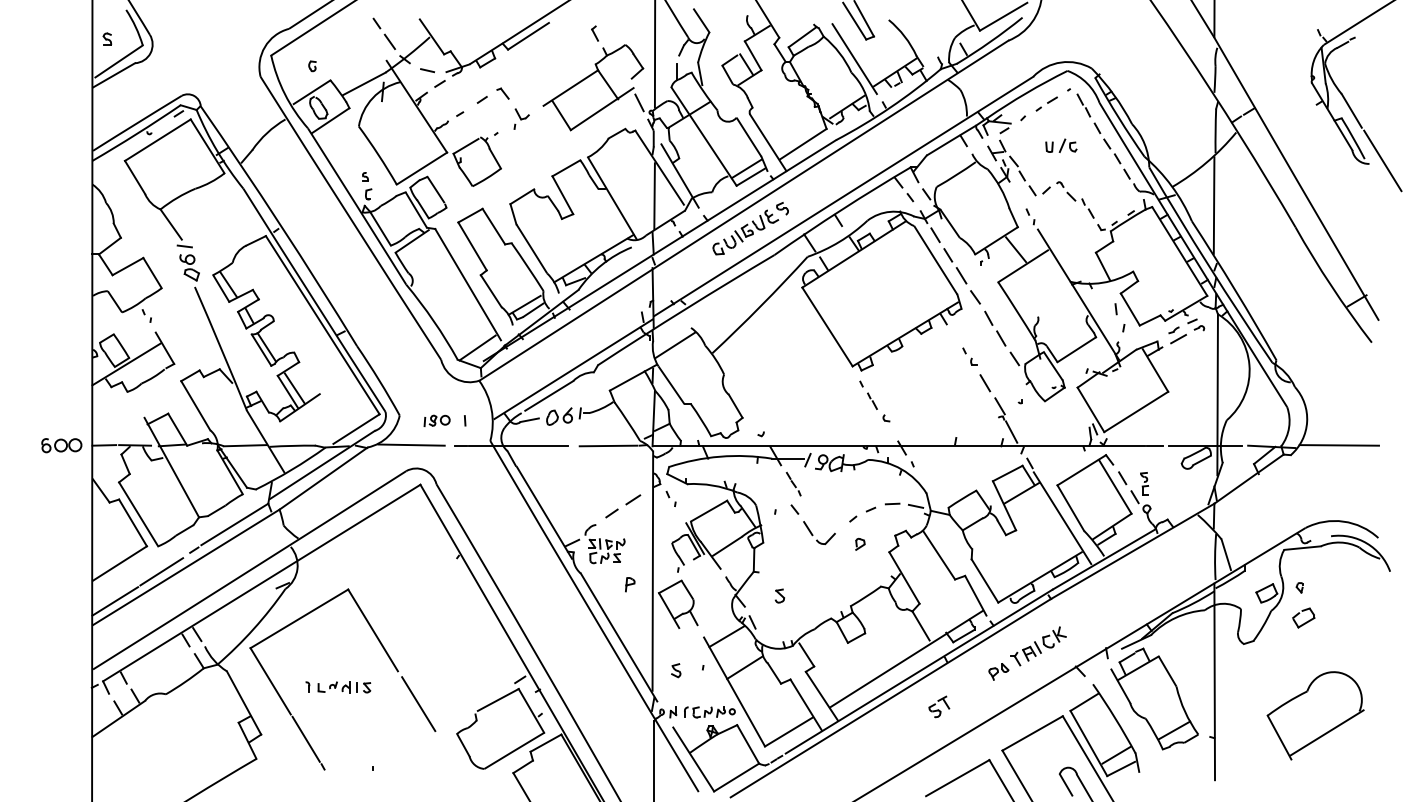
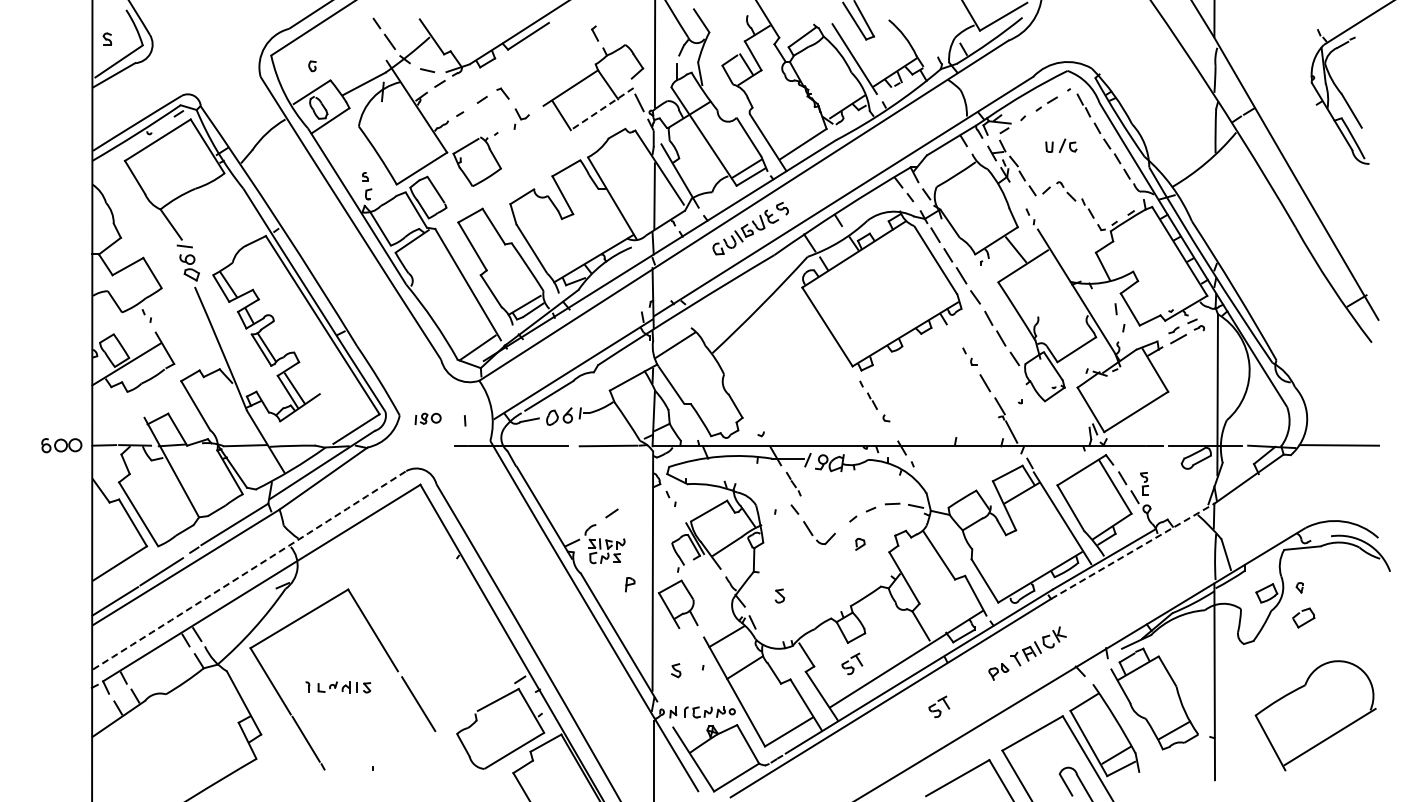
line: solid -> dashed (602, 109)
line: present -> none (1382, 160)
line: present -> none (1213, 205)
part position: (436, 420) -> (427, 418) (427, 418)
line: present -> none (411, 444)
line: present -> none (633, 499)
line: solid -> dashed (1132, 551)
arc: solid -> dashed (249, 570)
part: none -> present (852, 663)
part size: 99x90 px -> 123x112 px (1315, 715)
